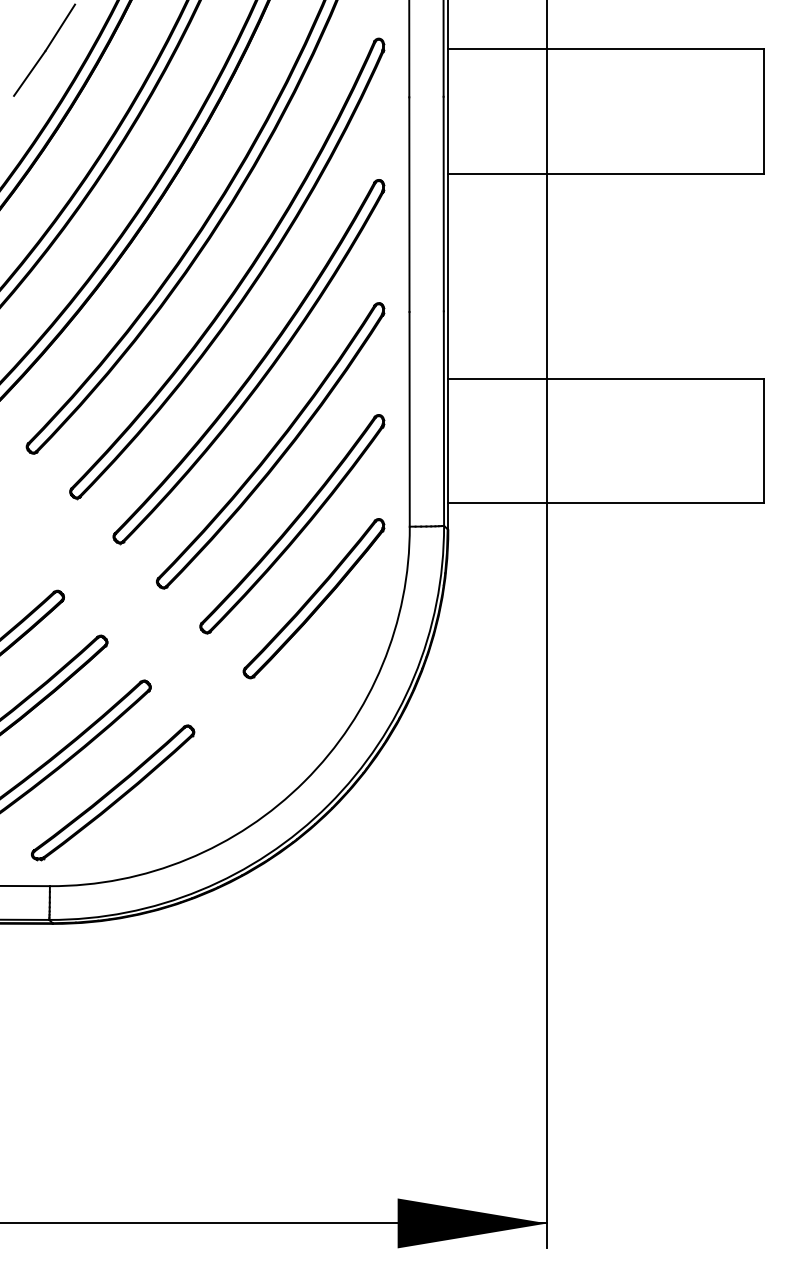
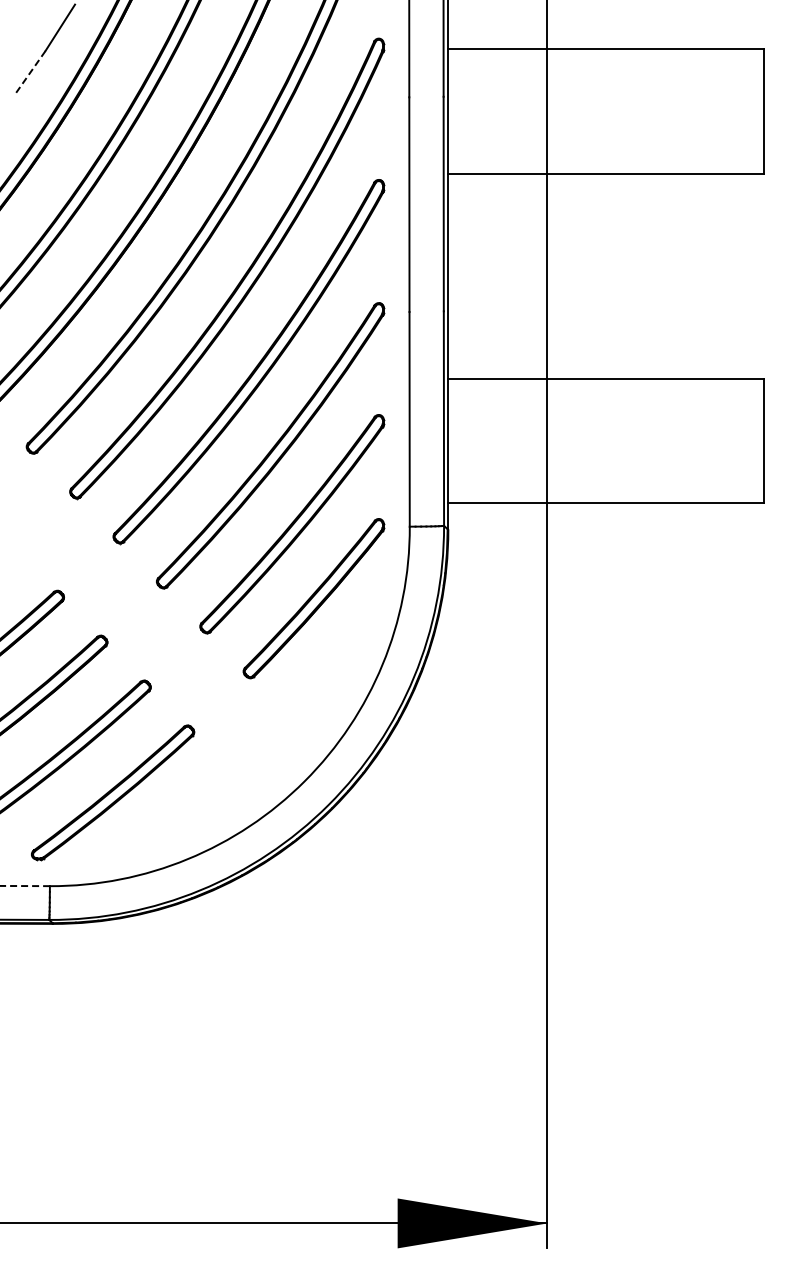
line: solid -> dashed (29, 73)
line: solid -> dashed (25, 886)
